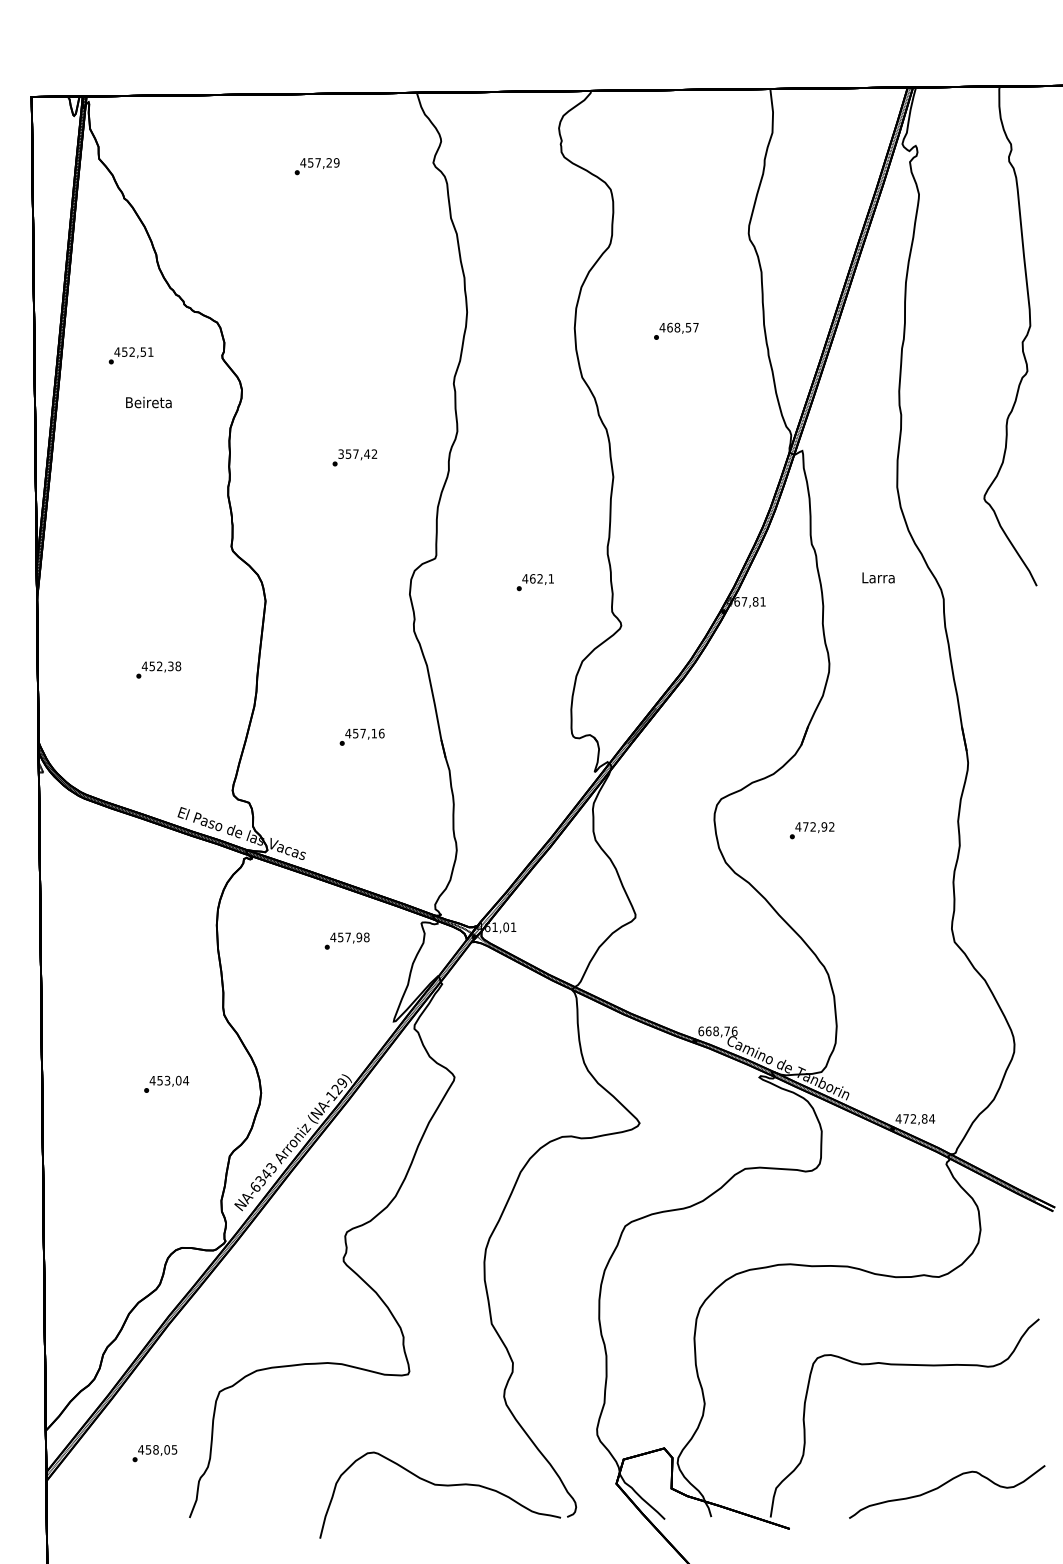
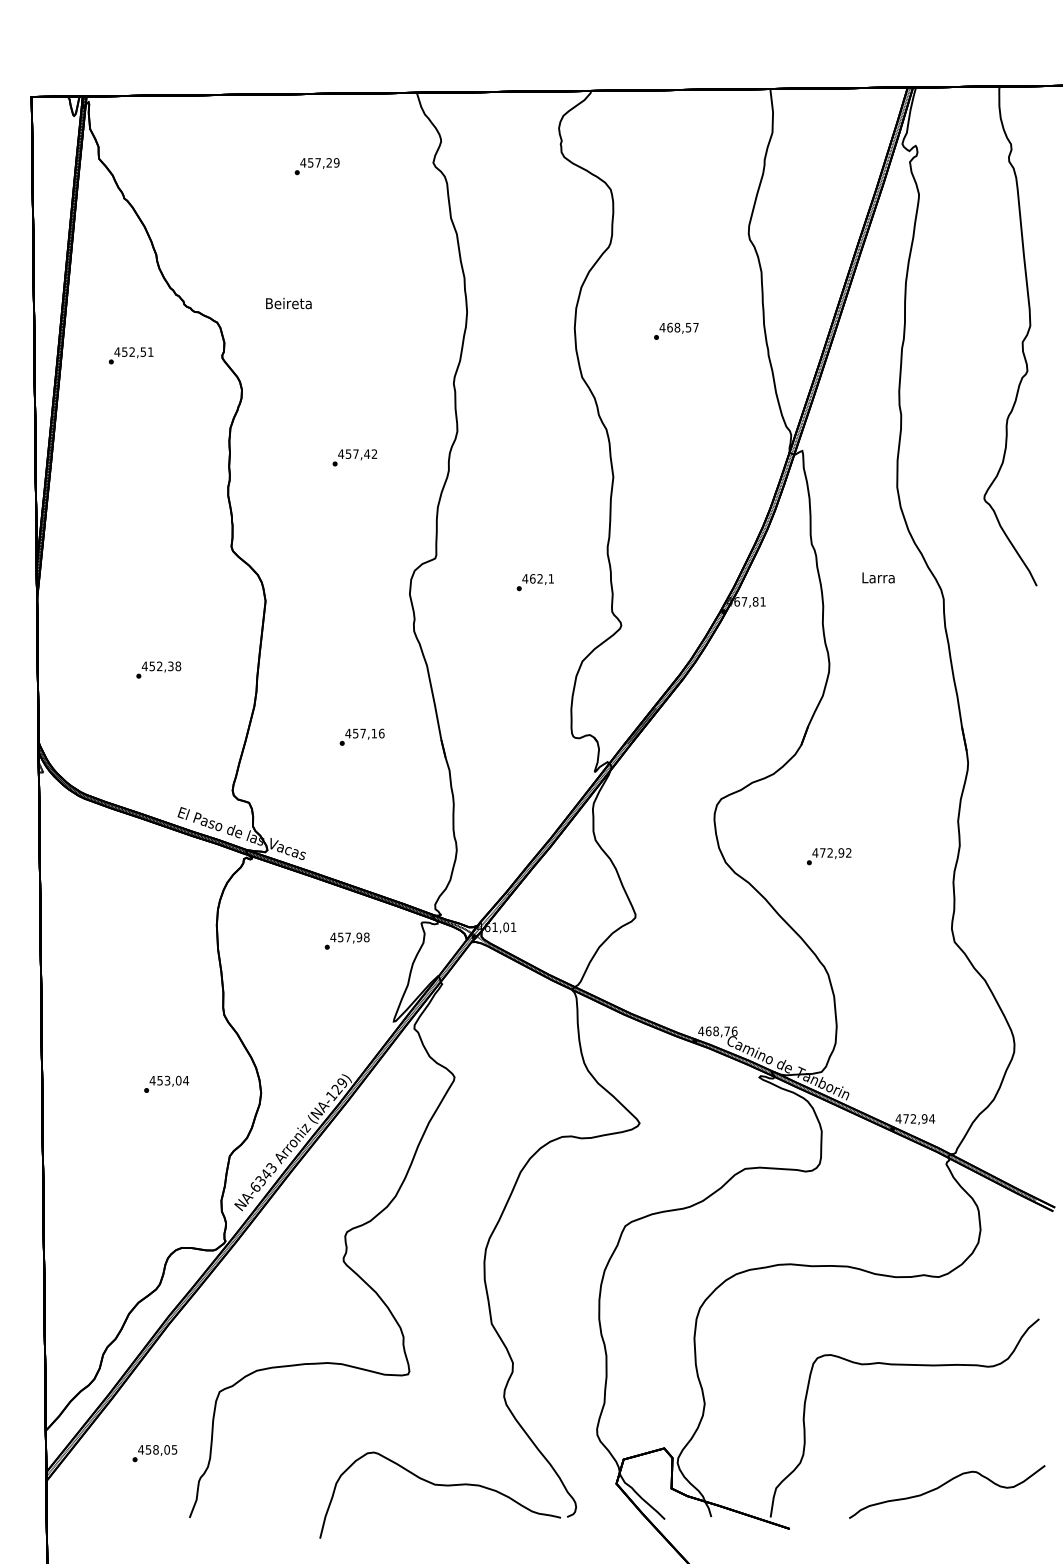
text position: (148, 402) -> (288, 303) (288, 303)
text: 357,42 -> 457,42 (341, 453)
text position: (811, 830) -> (828, 856) (828, 856)
text: 668,76 -> 468,76 (701, 1031)
text: 472,84 -> 472,94 (924, 1118)
